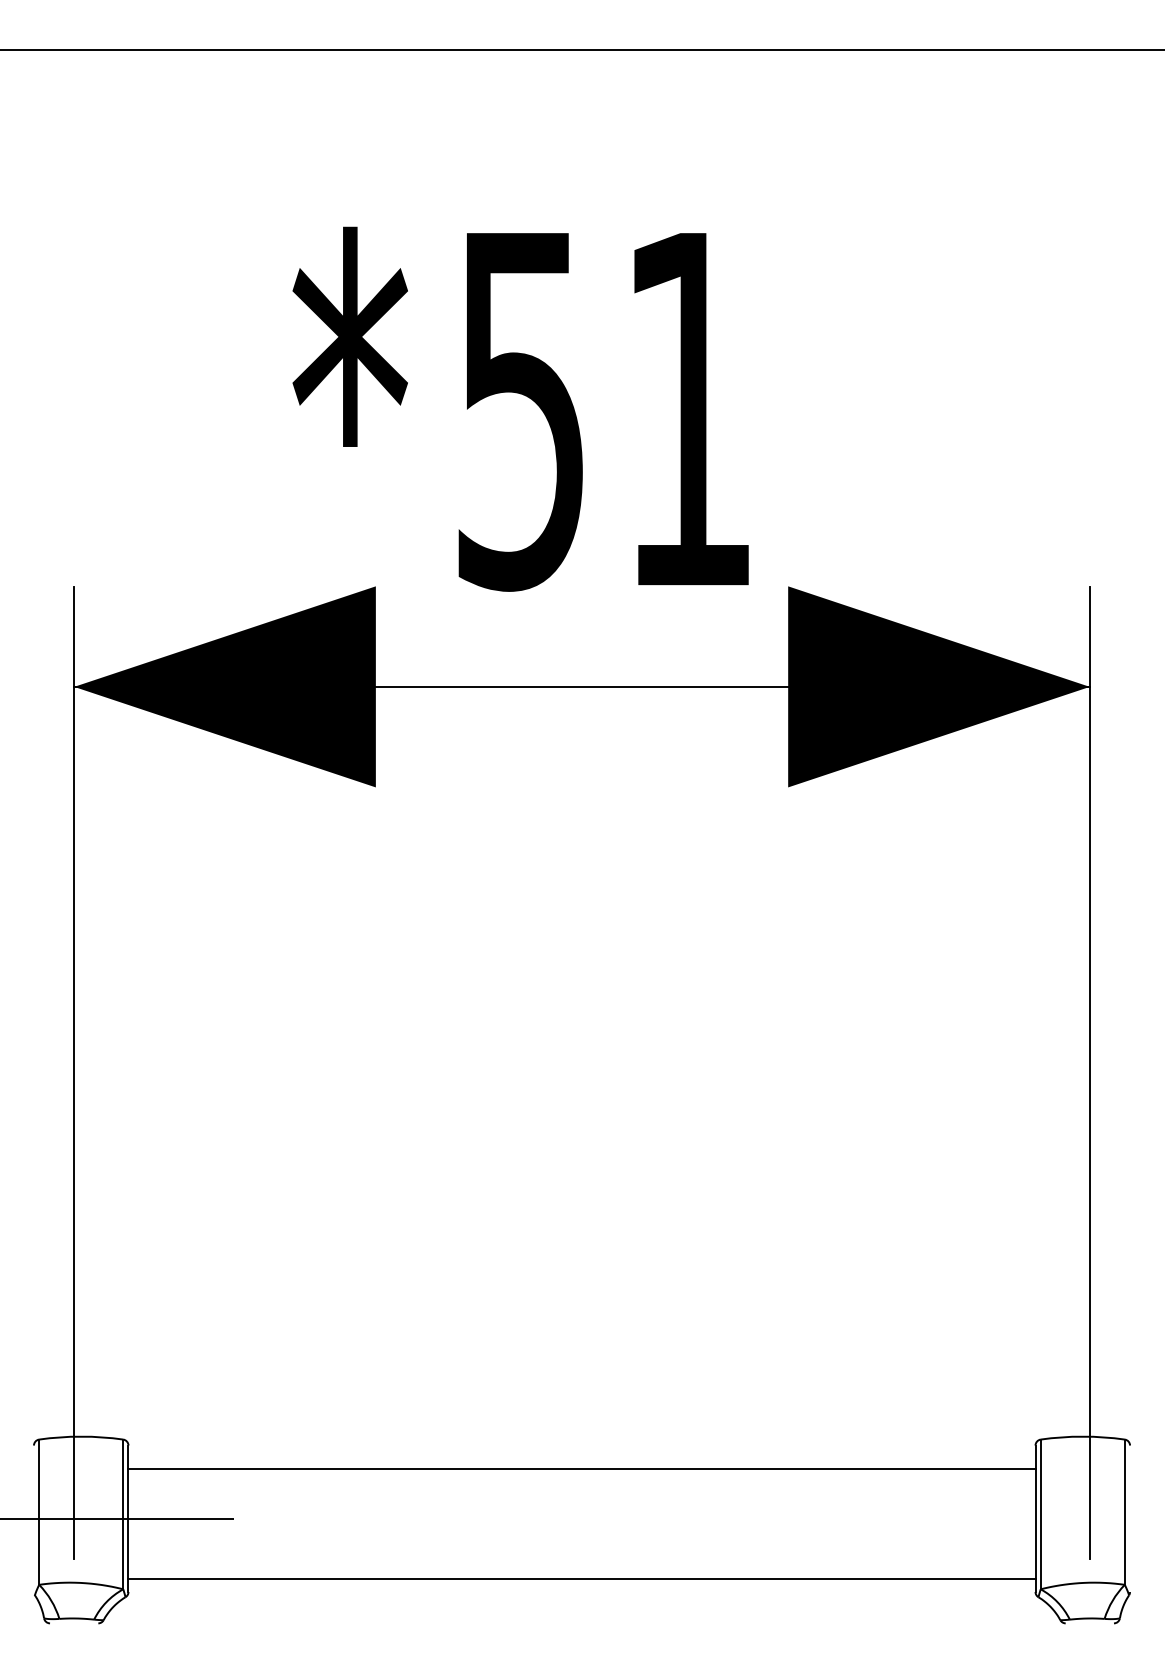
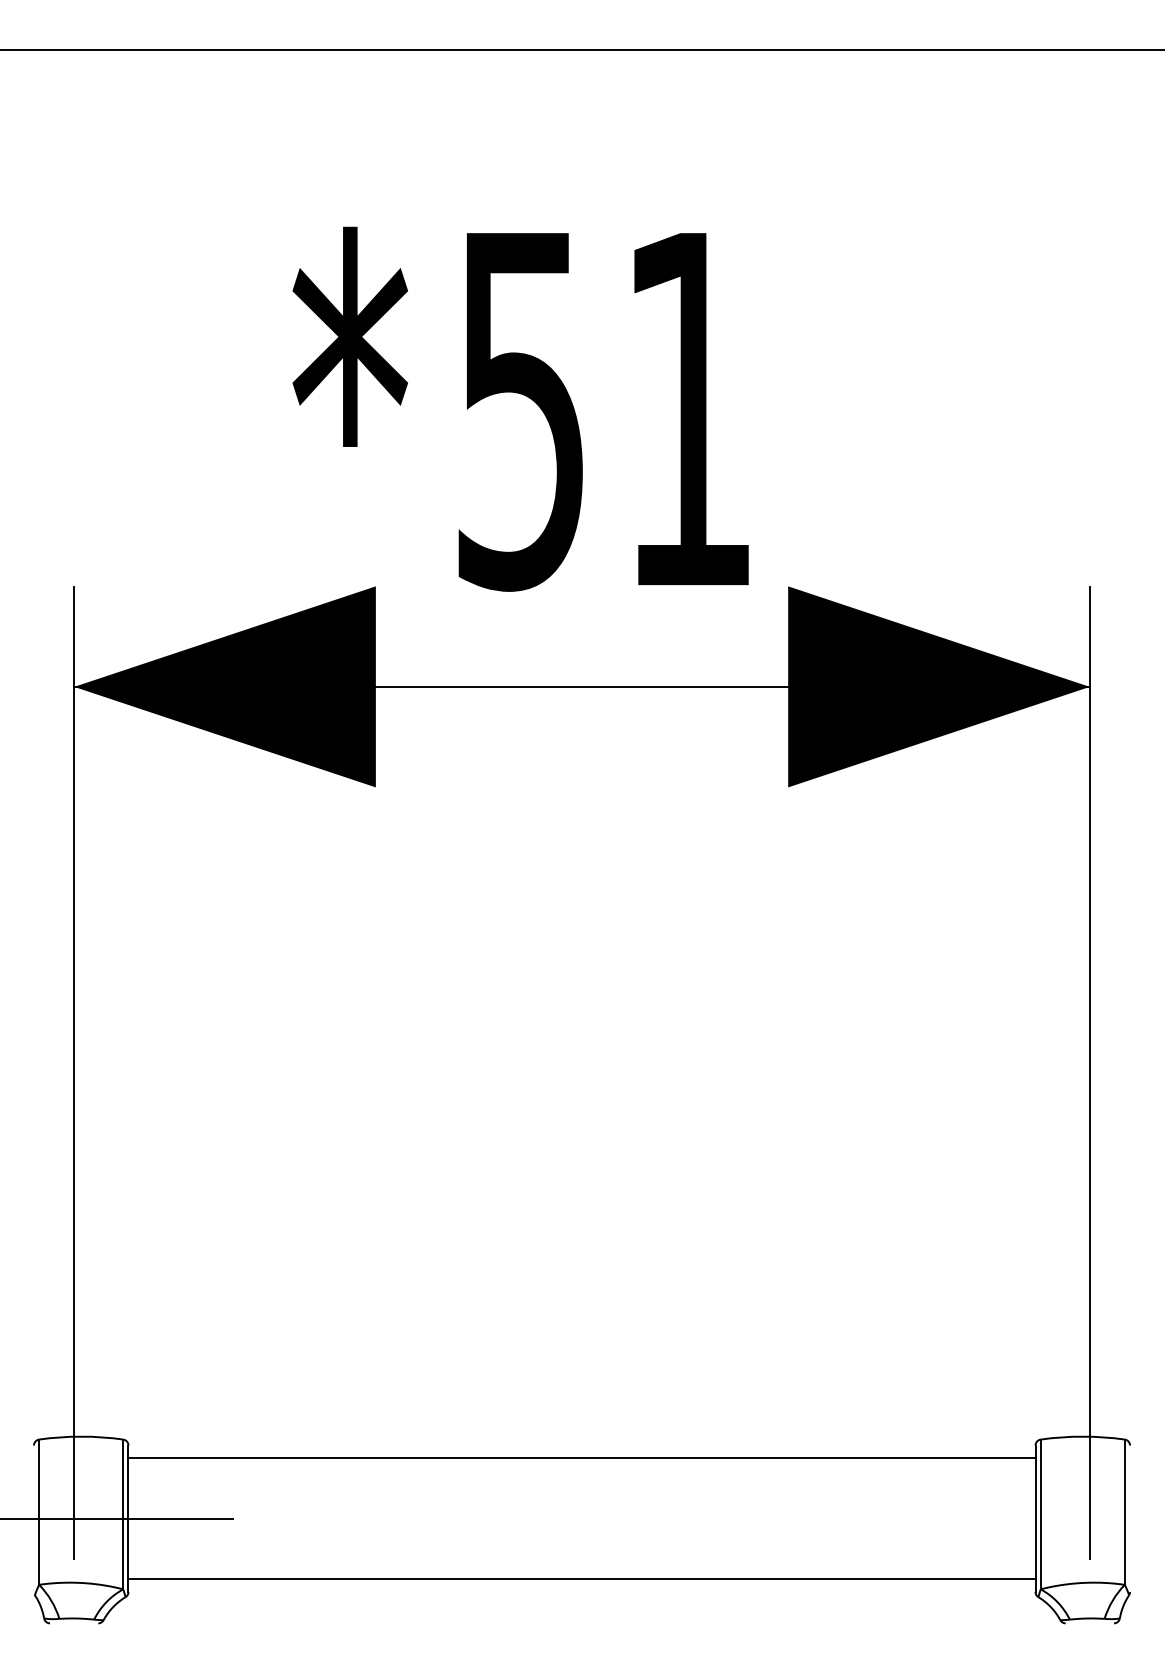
line position: (581, 1469) -> (581, 1458) (581, 1458)
